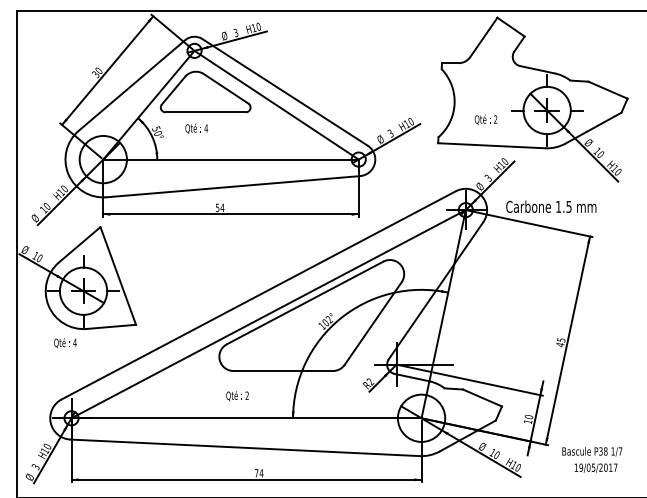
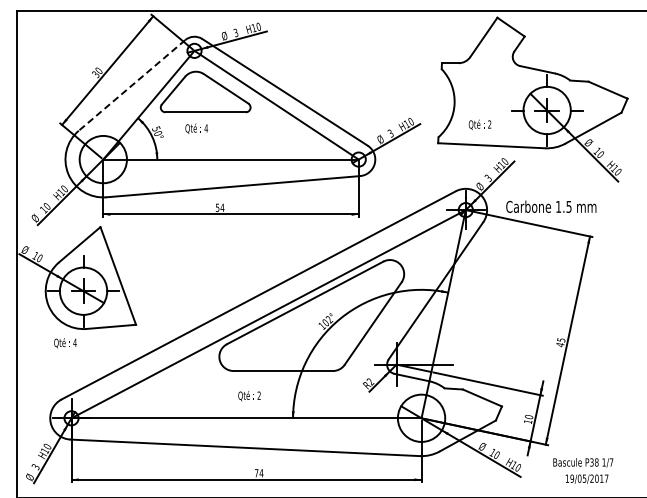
line: solid -> dashed (132, 85)
text position: (485, 119) -> (479, 124) (479, 124)
text position: (237, 396) -> (249, 396) (249, 396)
text position: (592, 459) -> (583, 470) (583, 470)
